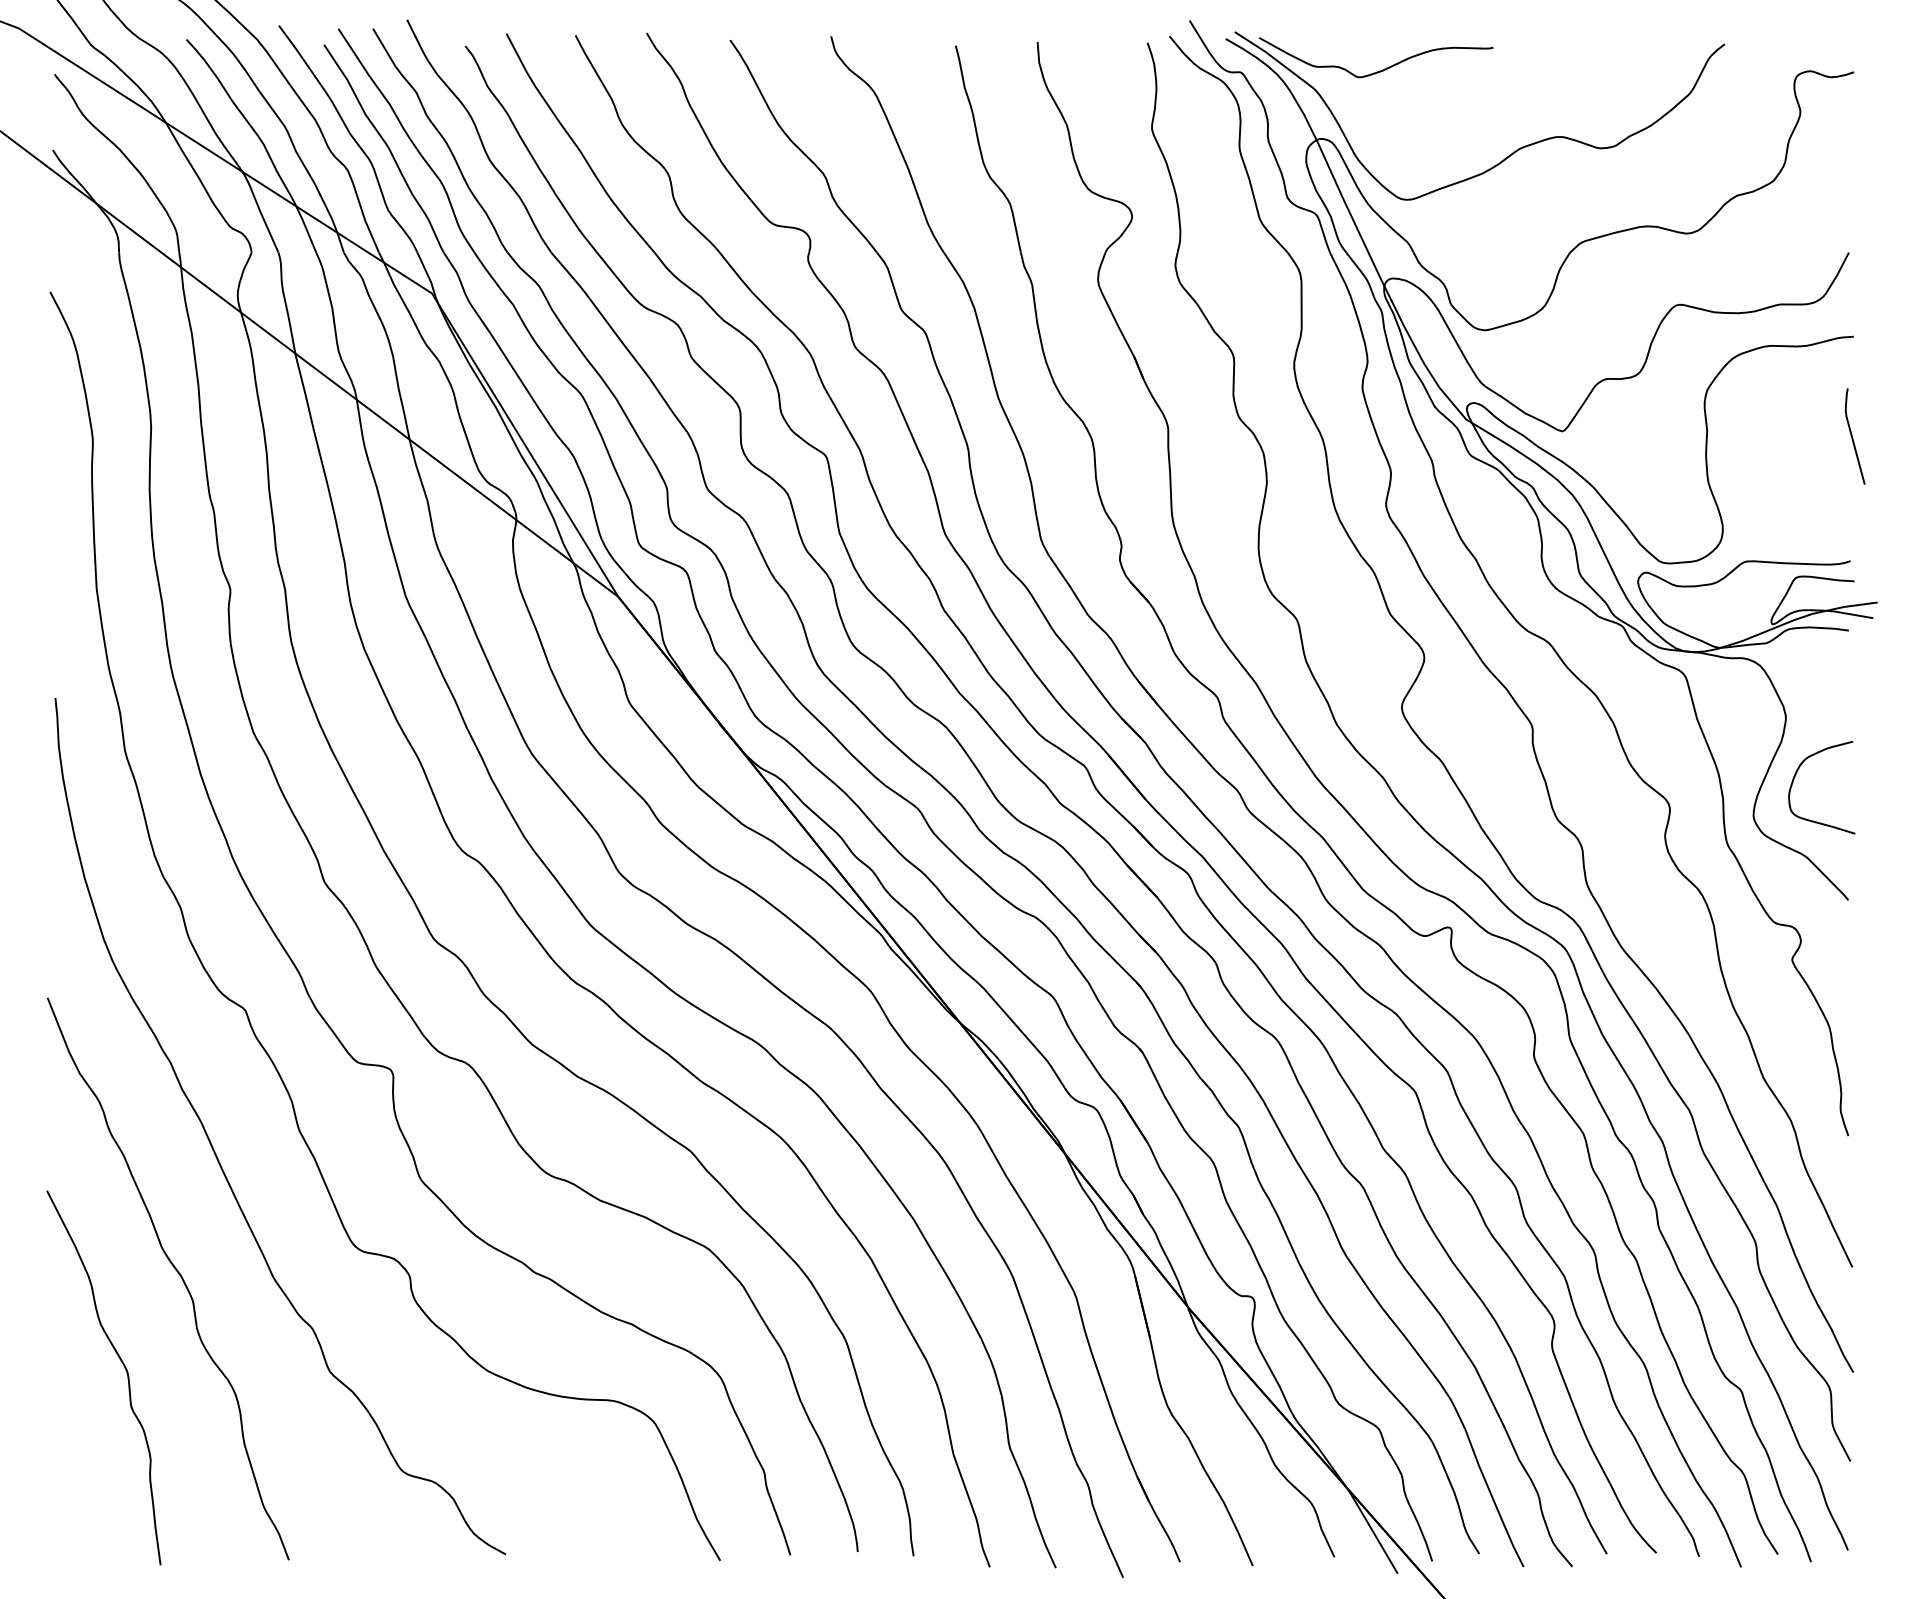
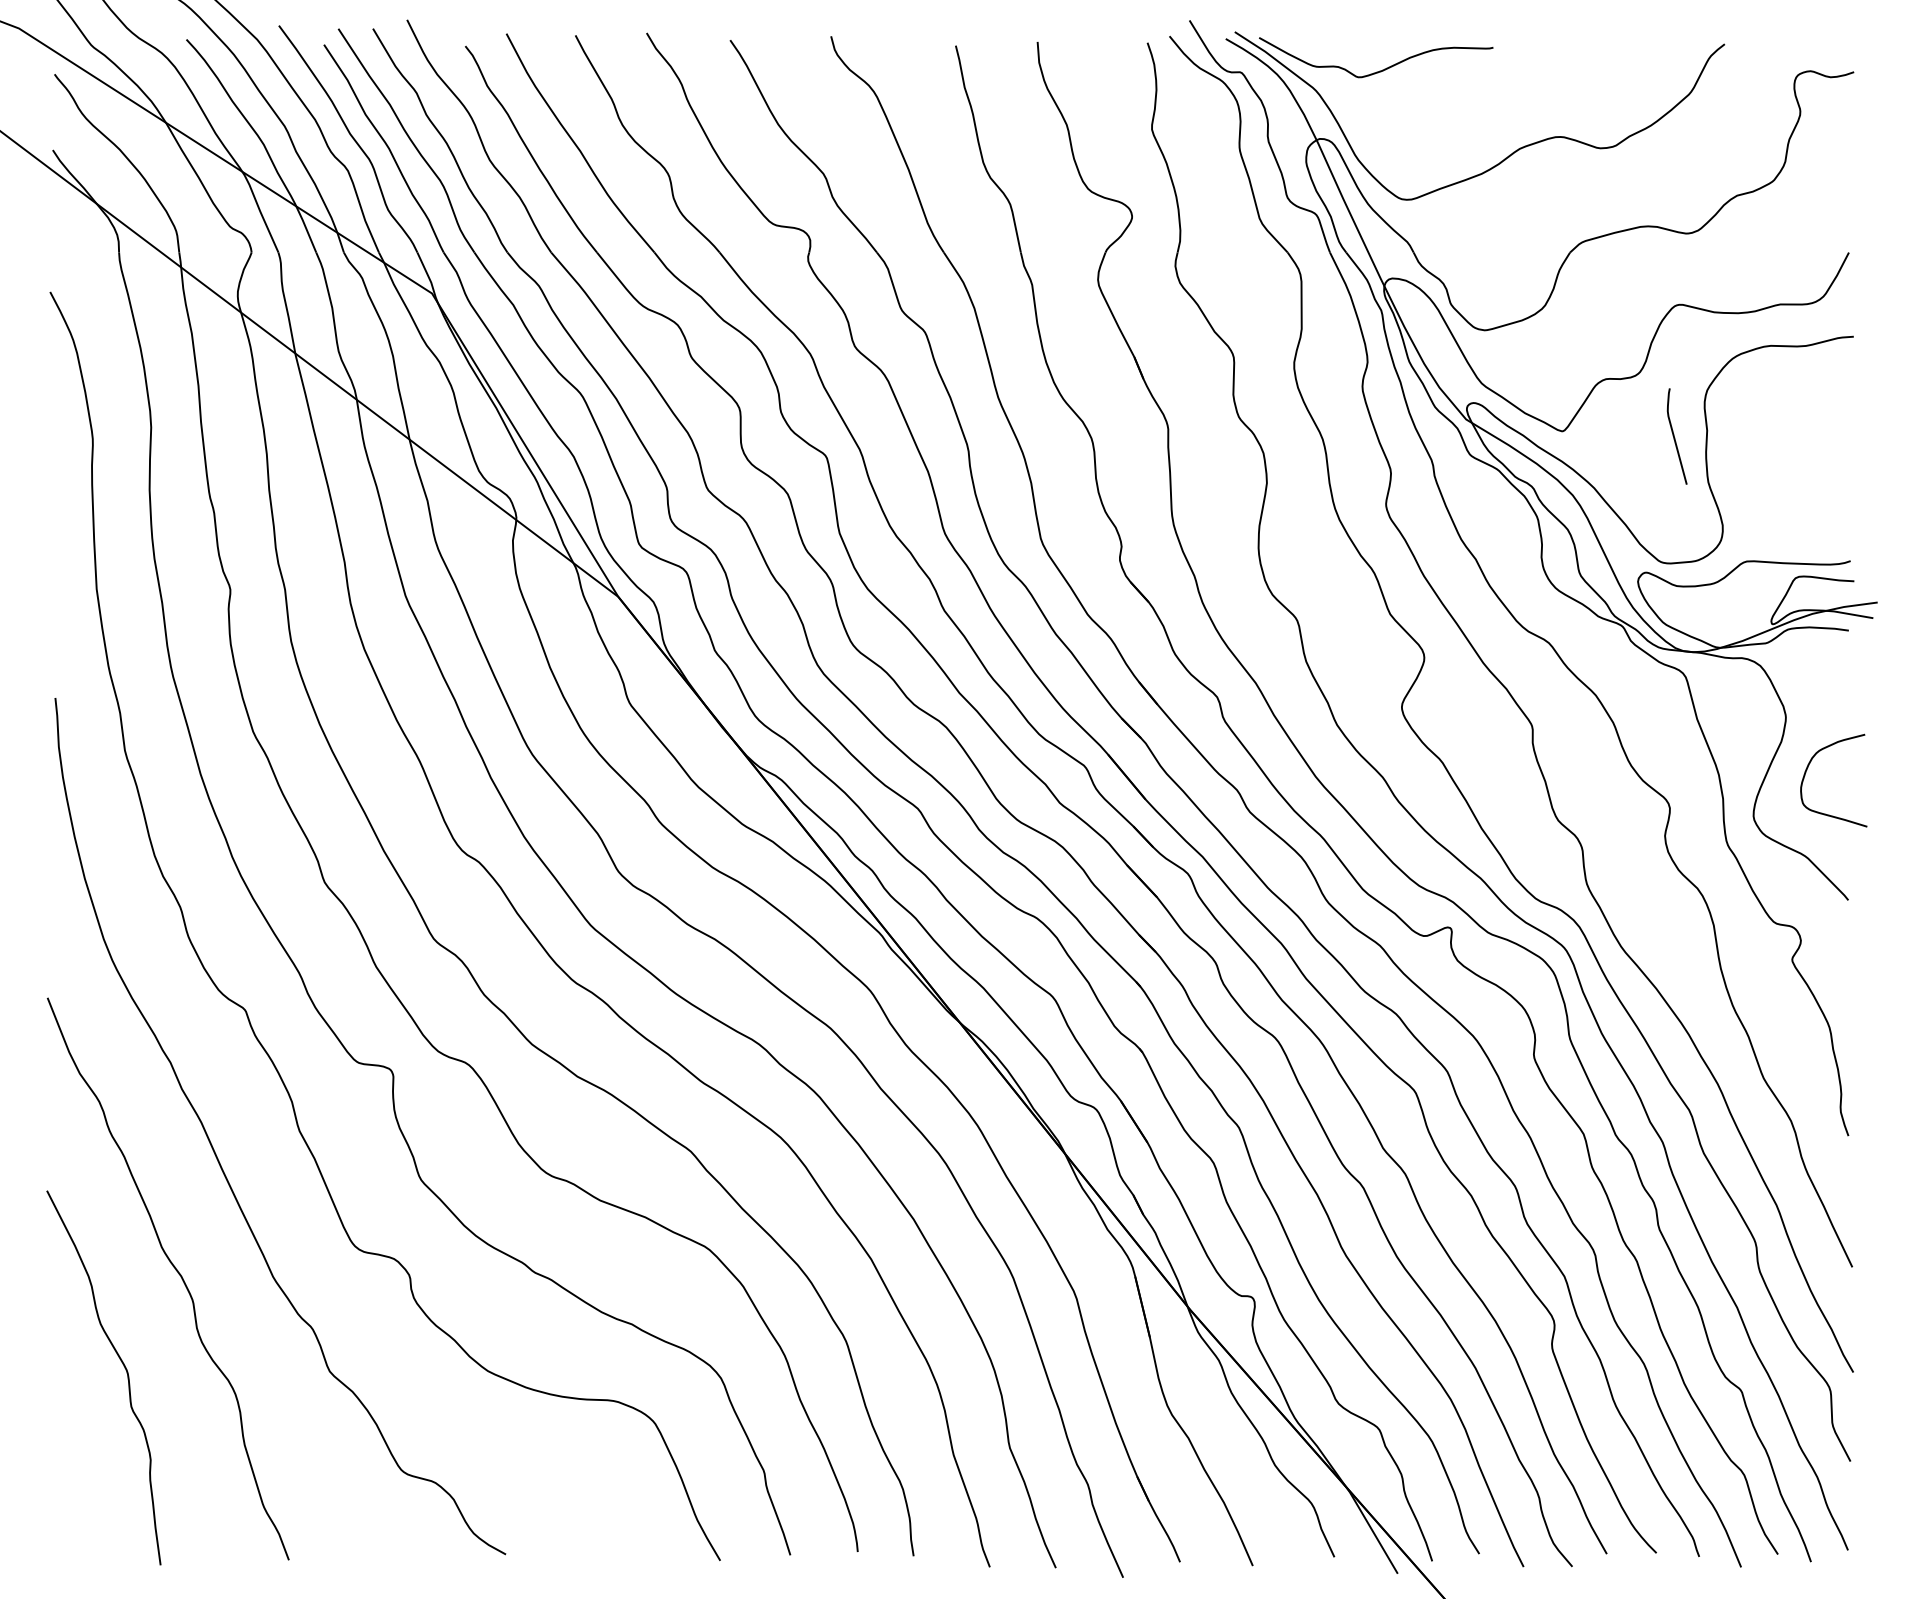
curve position: (1853, 437) -> (1675, 437) (1675, 437)
curve position: (1795, 777) -> (1807, 770) (1807, 770)
